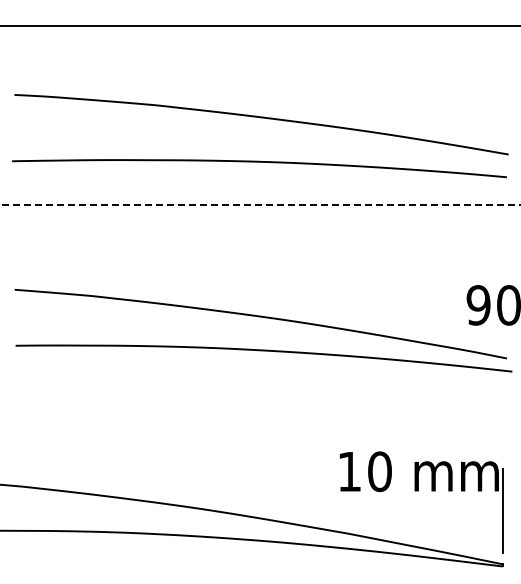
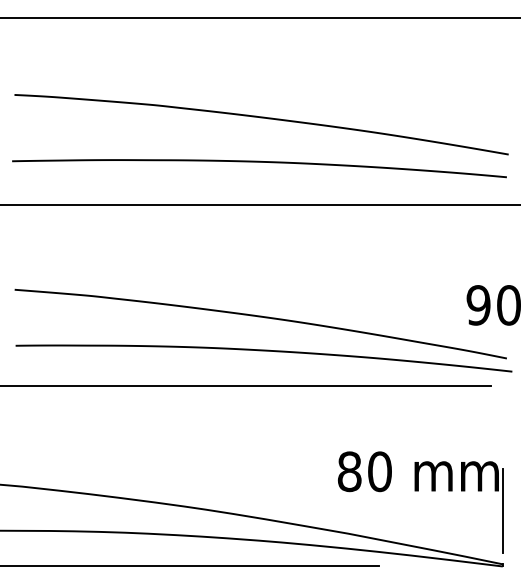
line position: (259, 25) -> (259, 17) (259, 17)
line: dashed -> solid (260, 204)
line: none -> present (246, 385)
text: 10 -> 80 (349, 471)
line: none -> present (190, 566)
